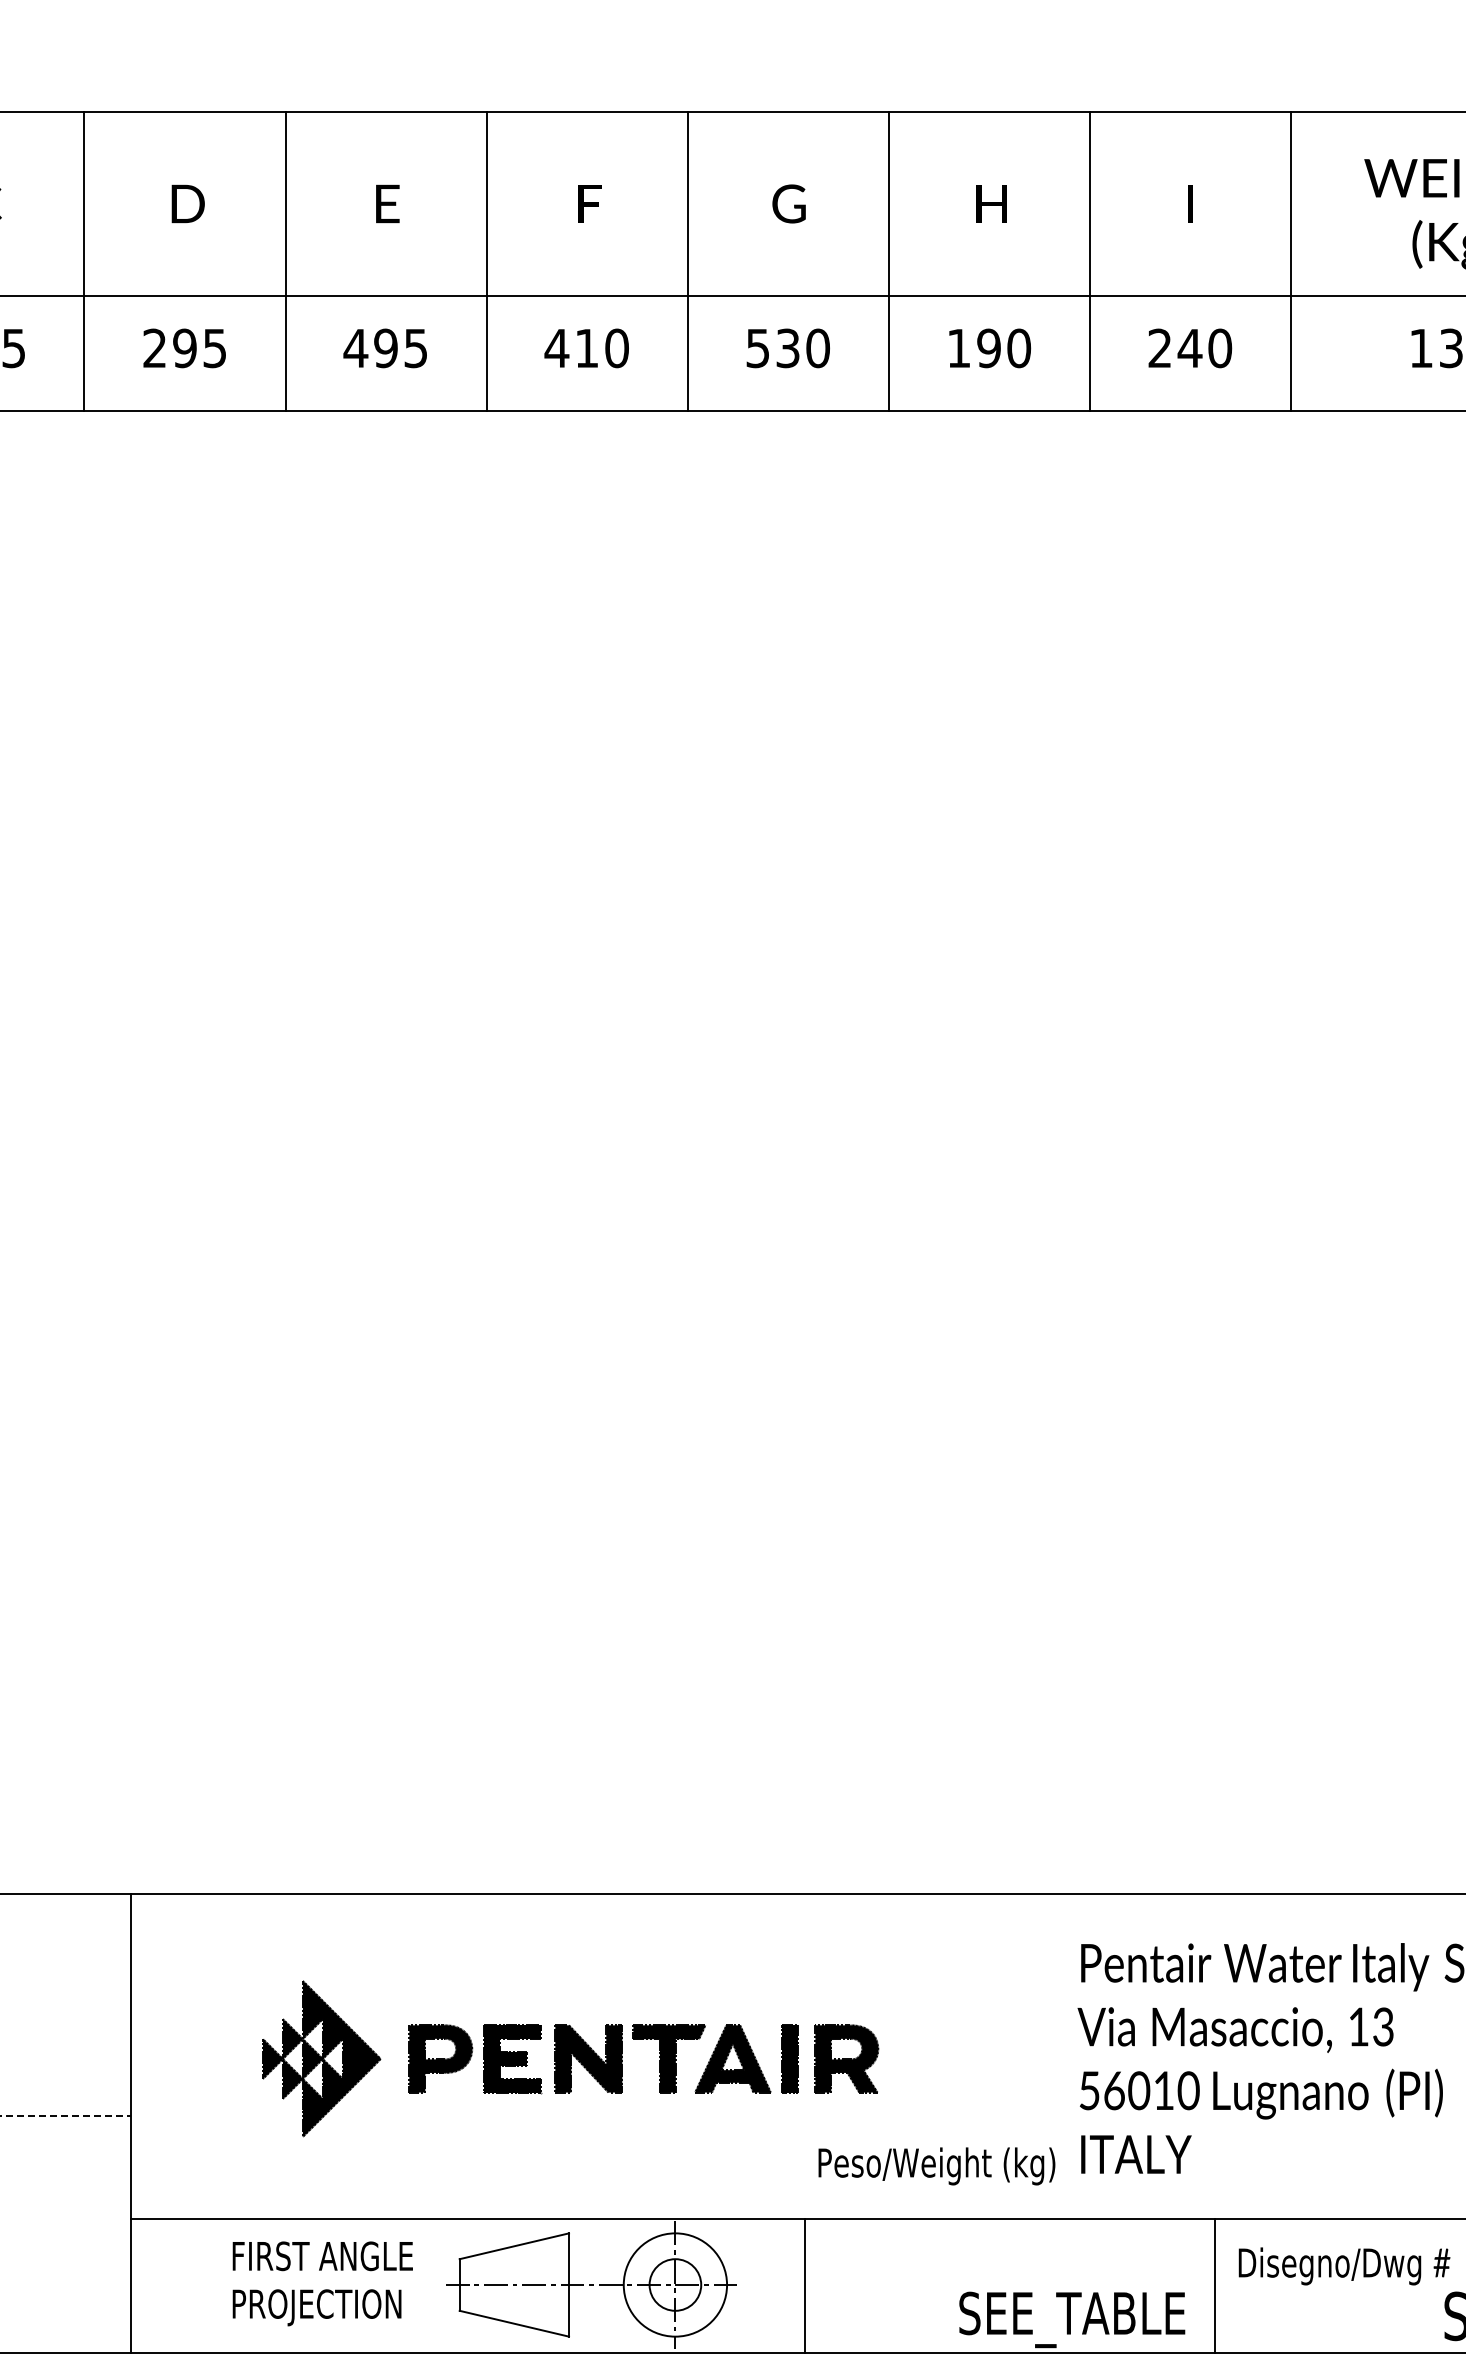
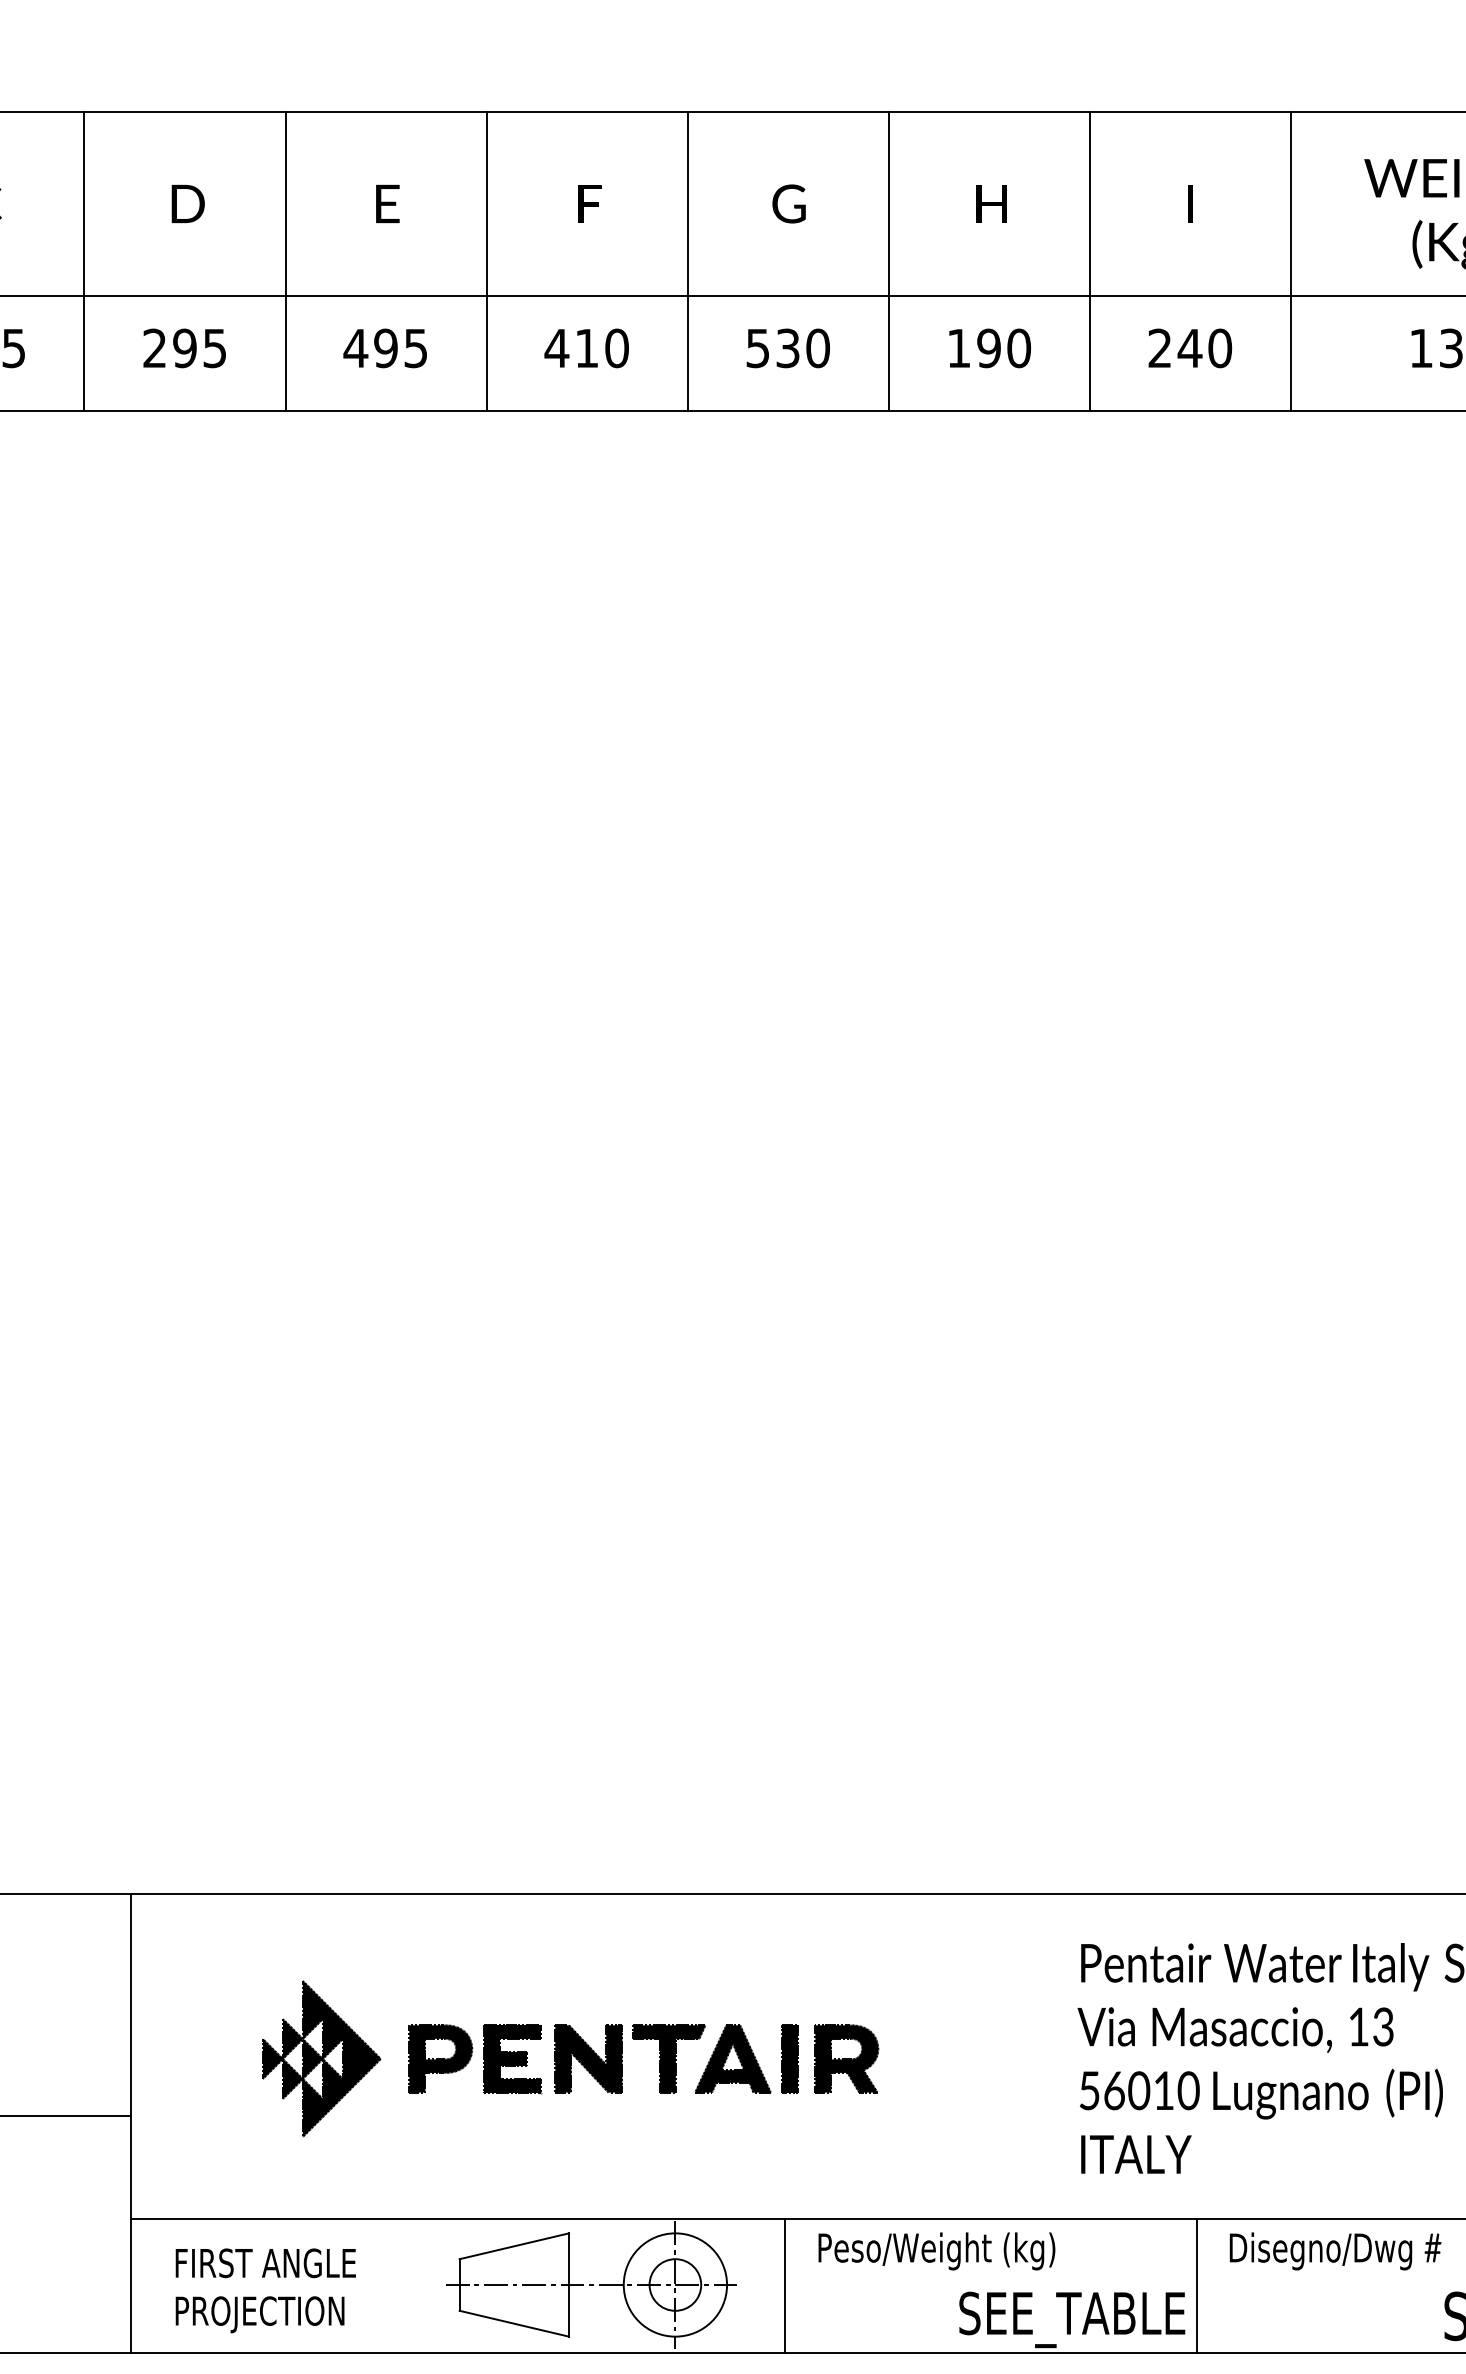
line: dashed -> solid (66, 2116)
text position: (936, 2166) -> (936, 2251) (936, 2251)
text position: (1344, 2266) -> (1335, 2251) (1335, 2251)
text position: (322, 2283) -> (265, 2290) (265, 2290)
line position: (805, 2286) -> (785, 2286) (785, 2286)
line position: (1214, 2286) -> (1196, 2286) (1196, 2286)
